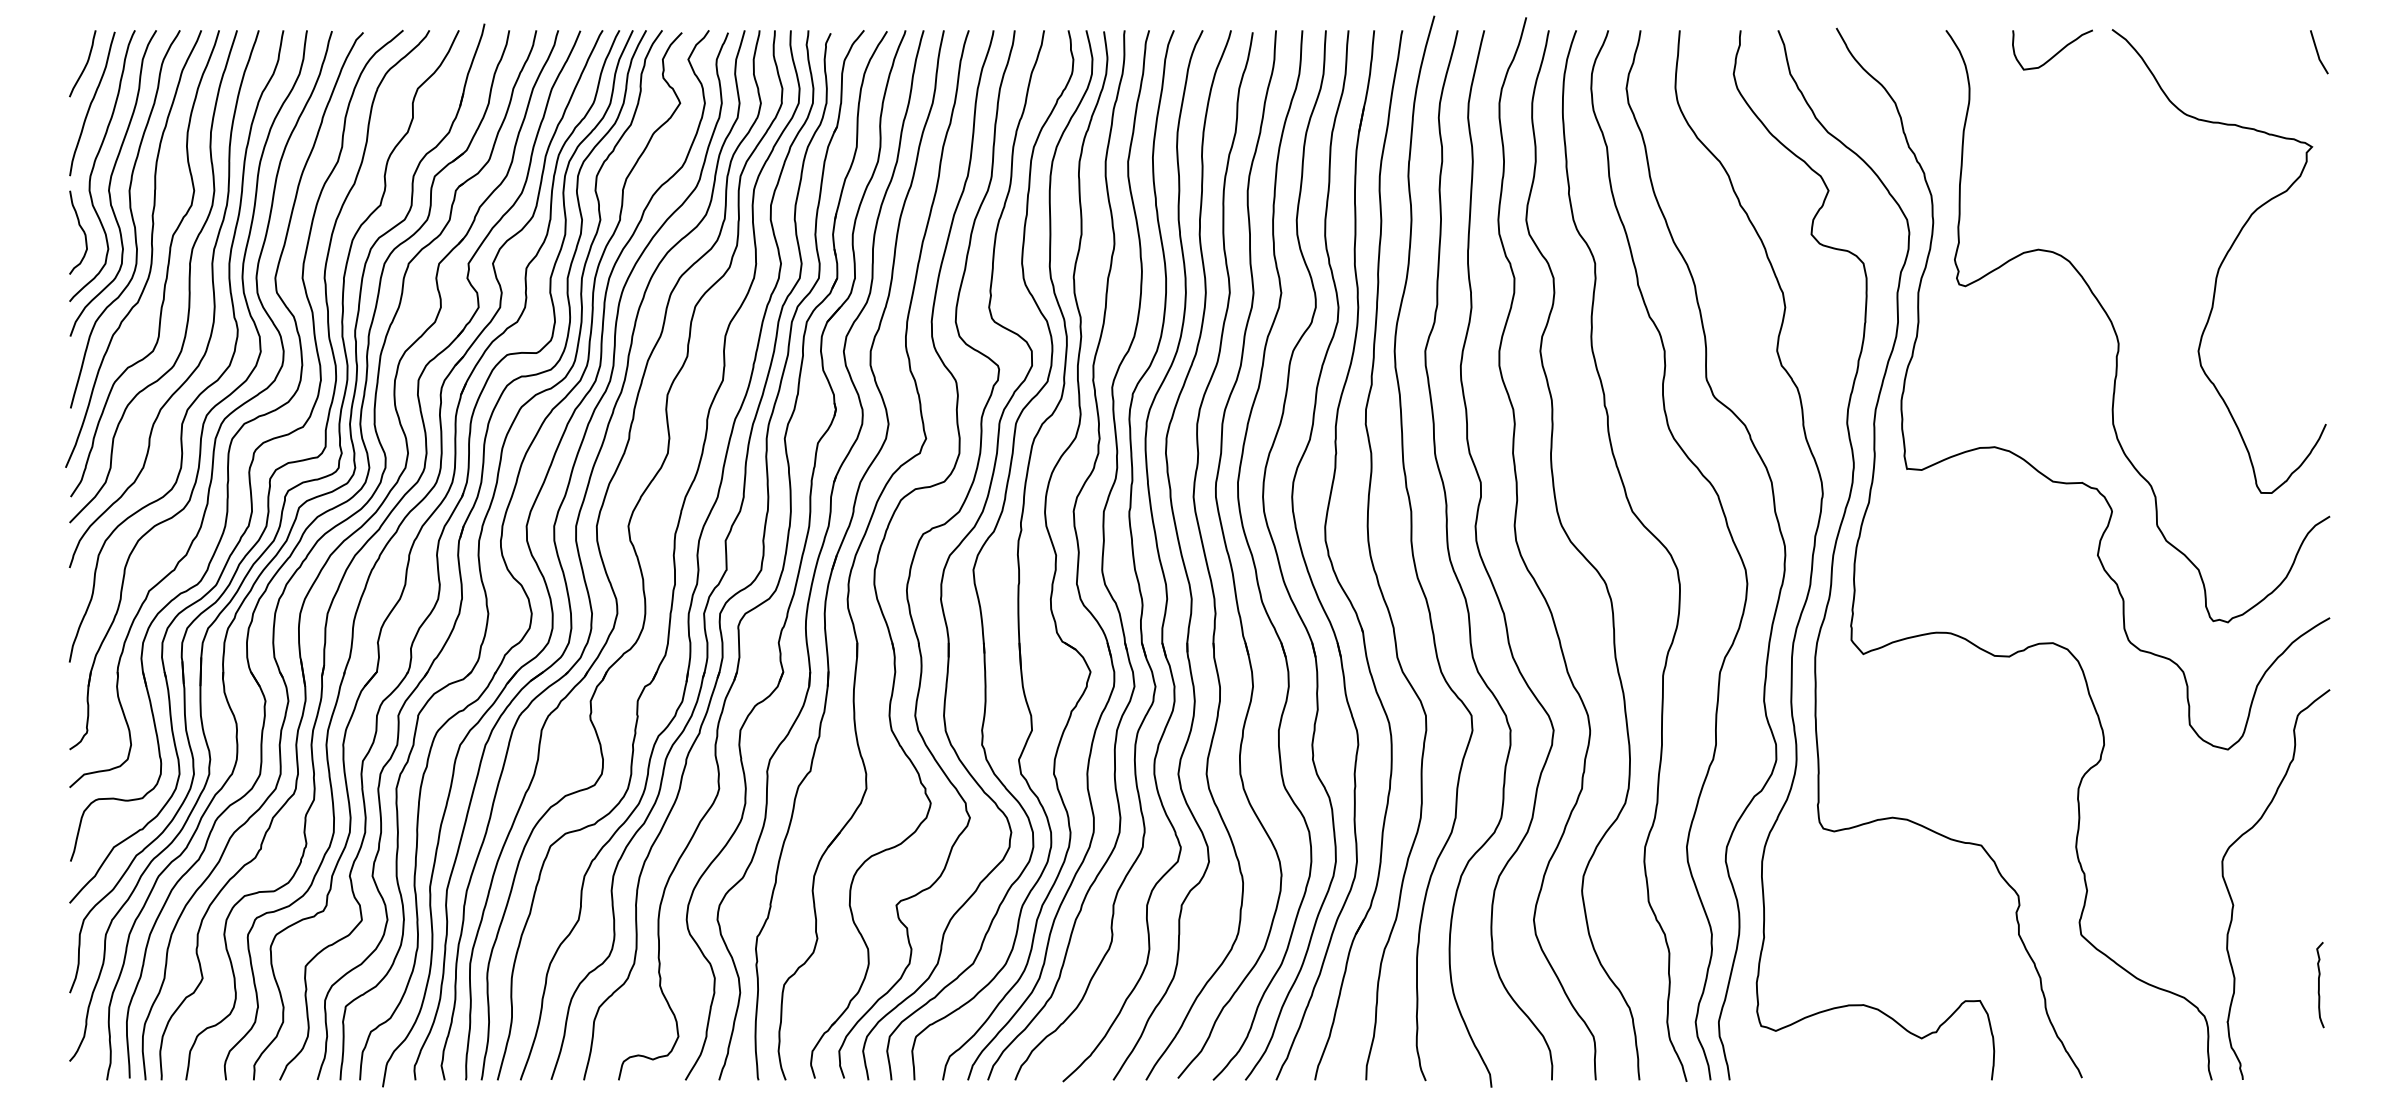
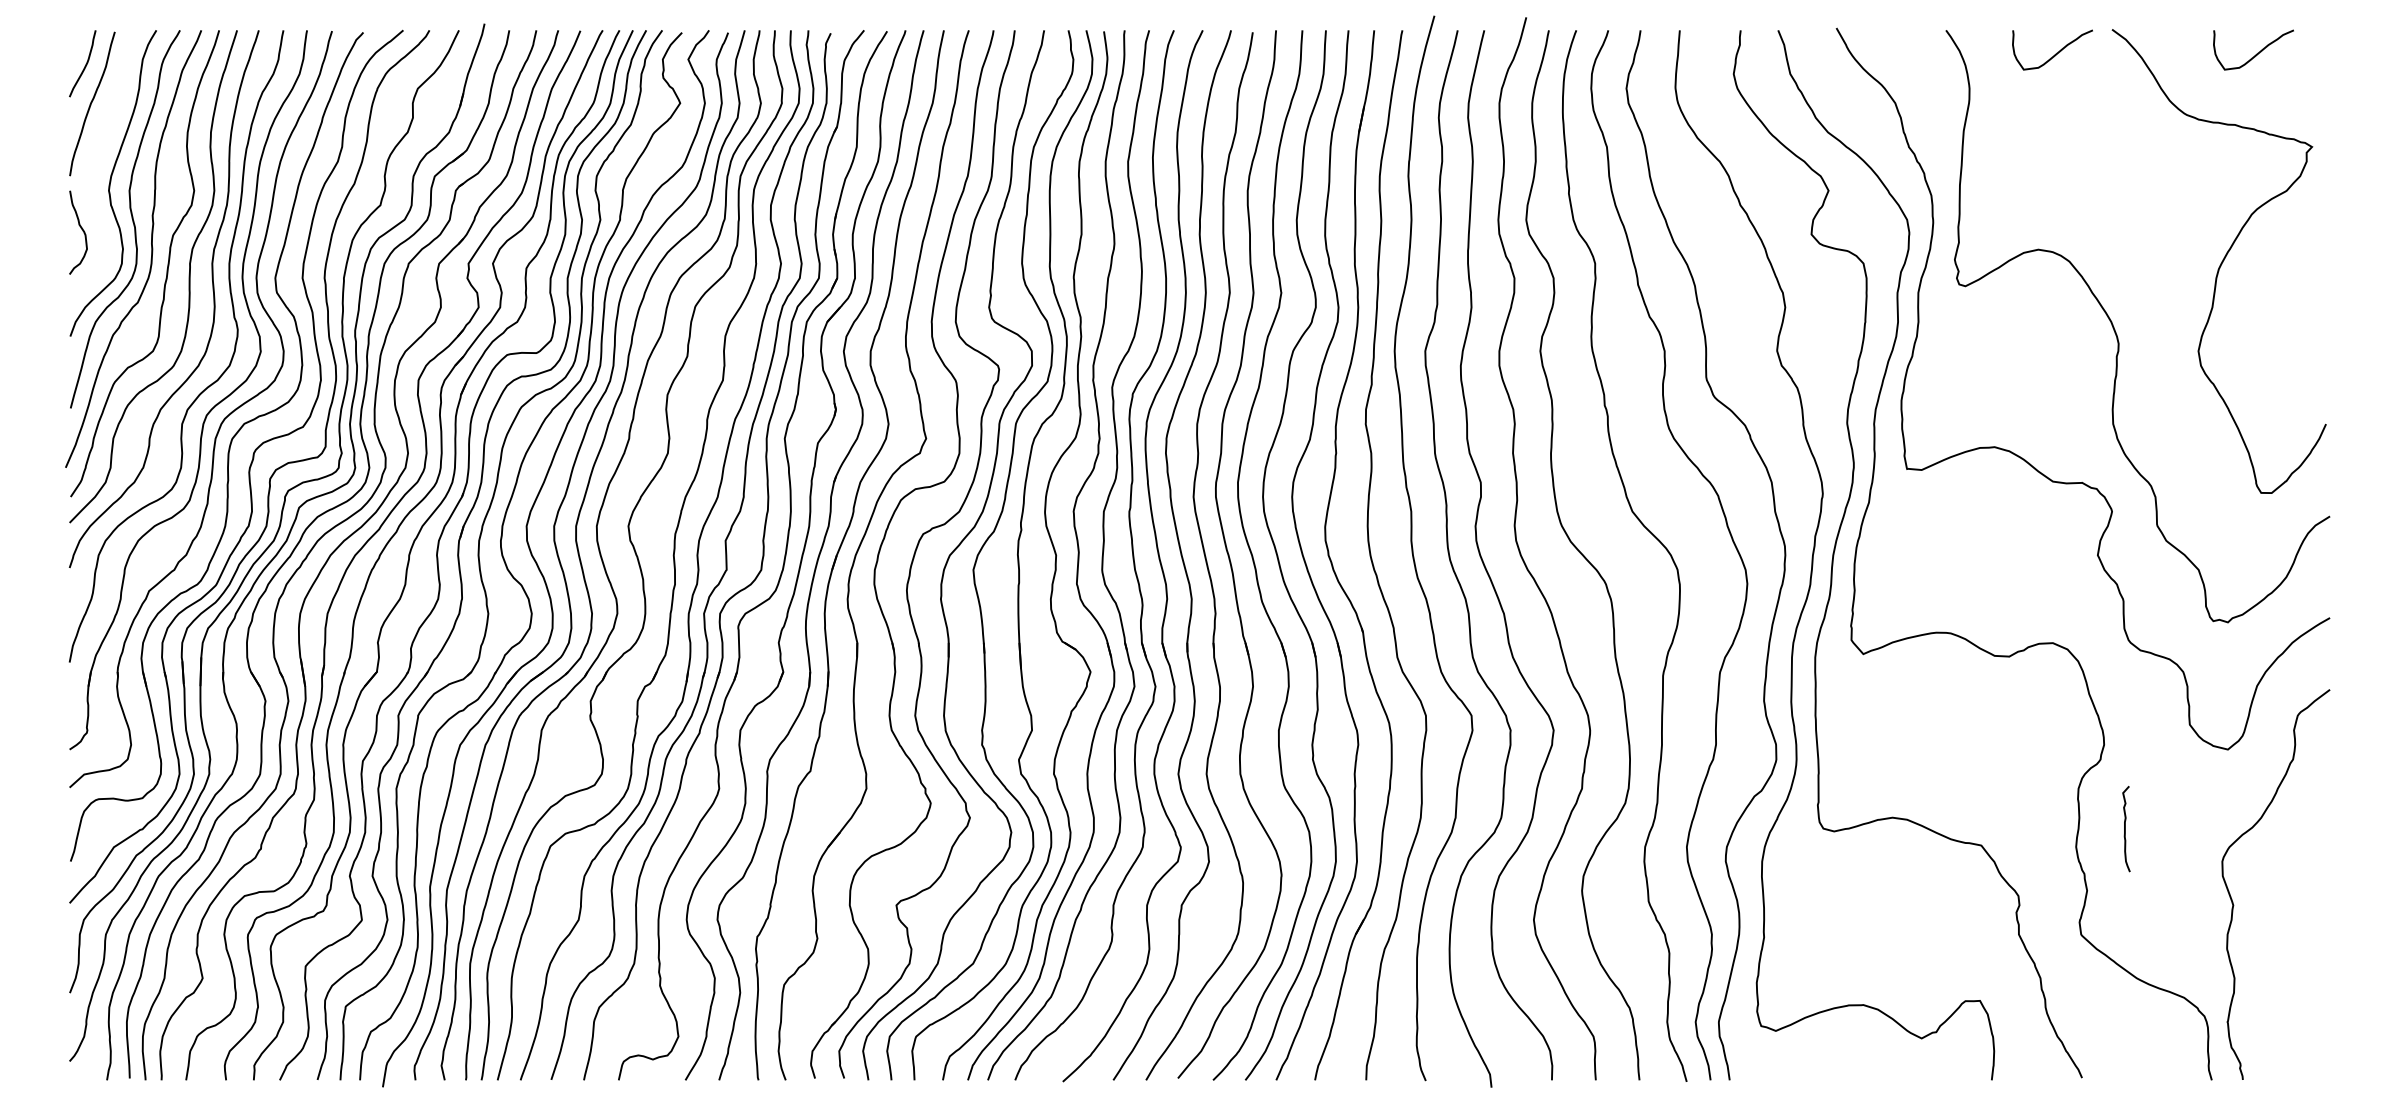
curve: none -> present (2257, 52)
line: present -> none (2318, 52)
curve: present -> none (95, 163)
curve position: (2319, 985) -> (2125, 829) (2125, 829)
